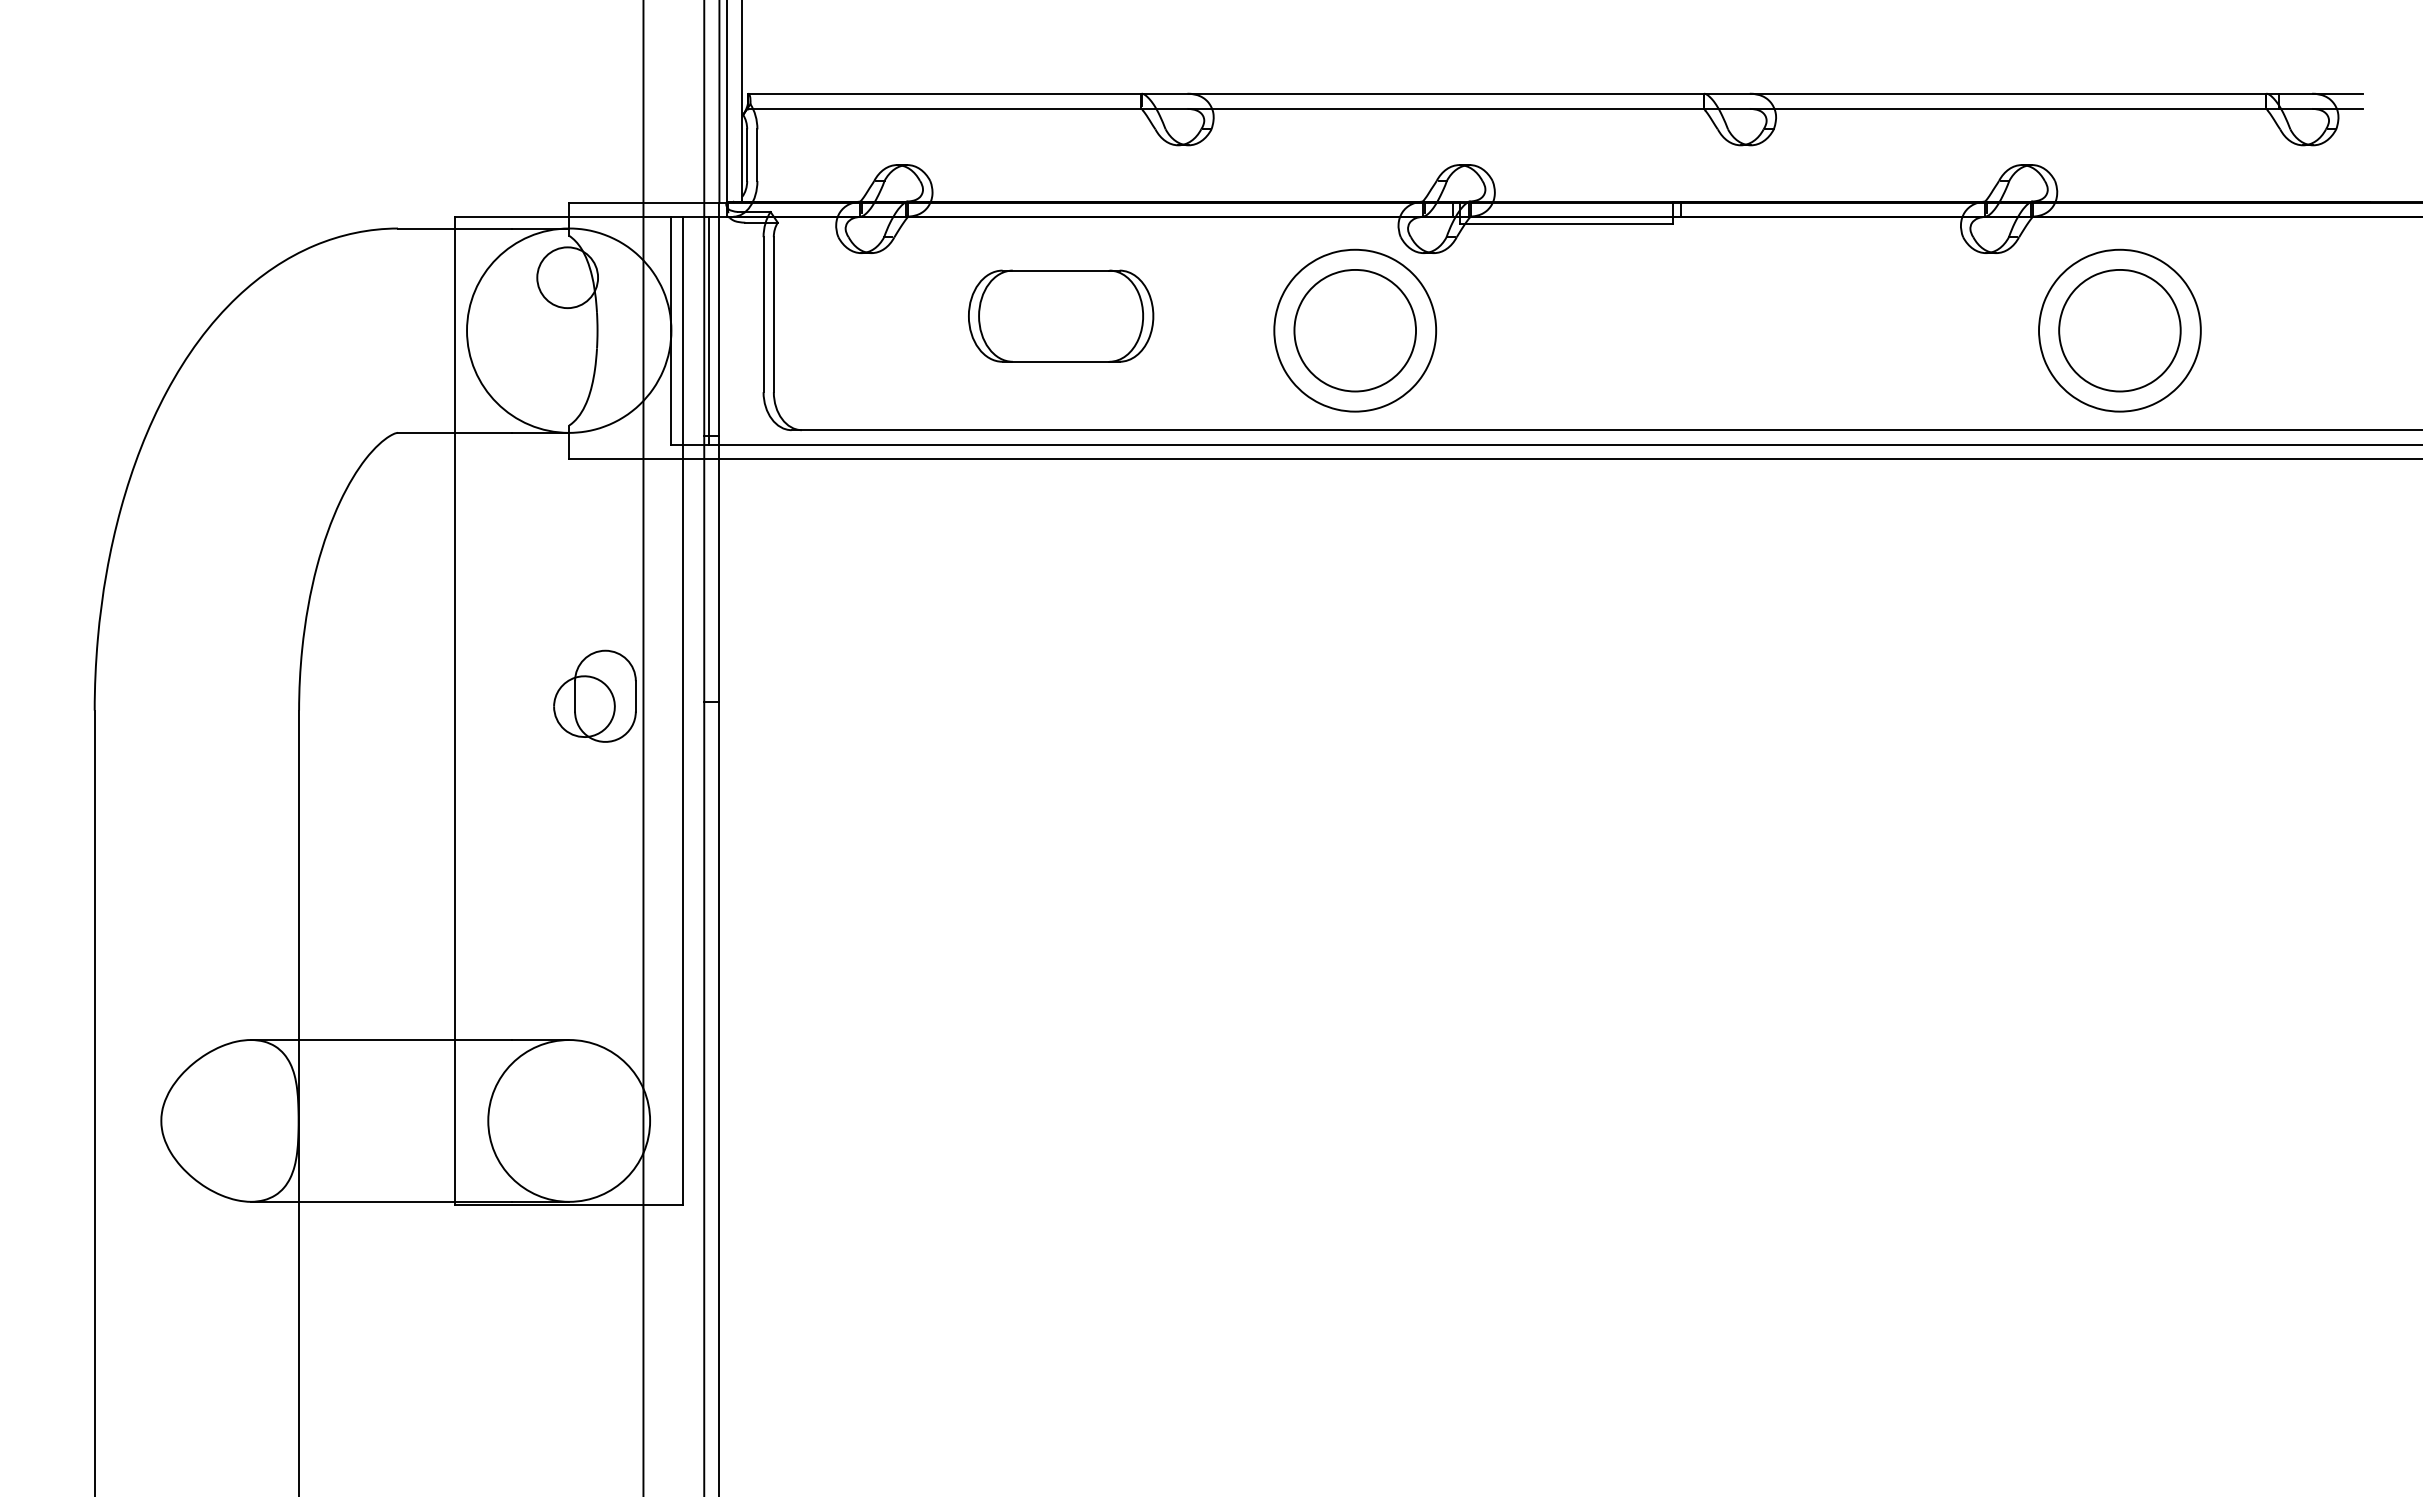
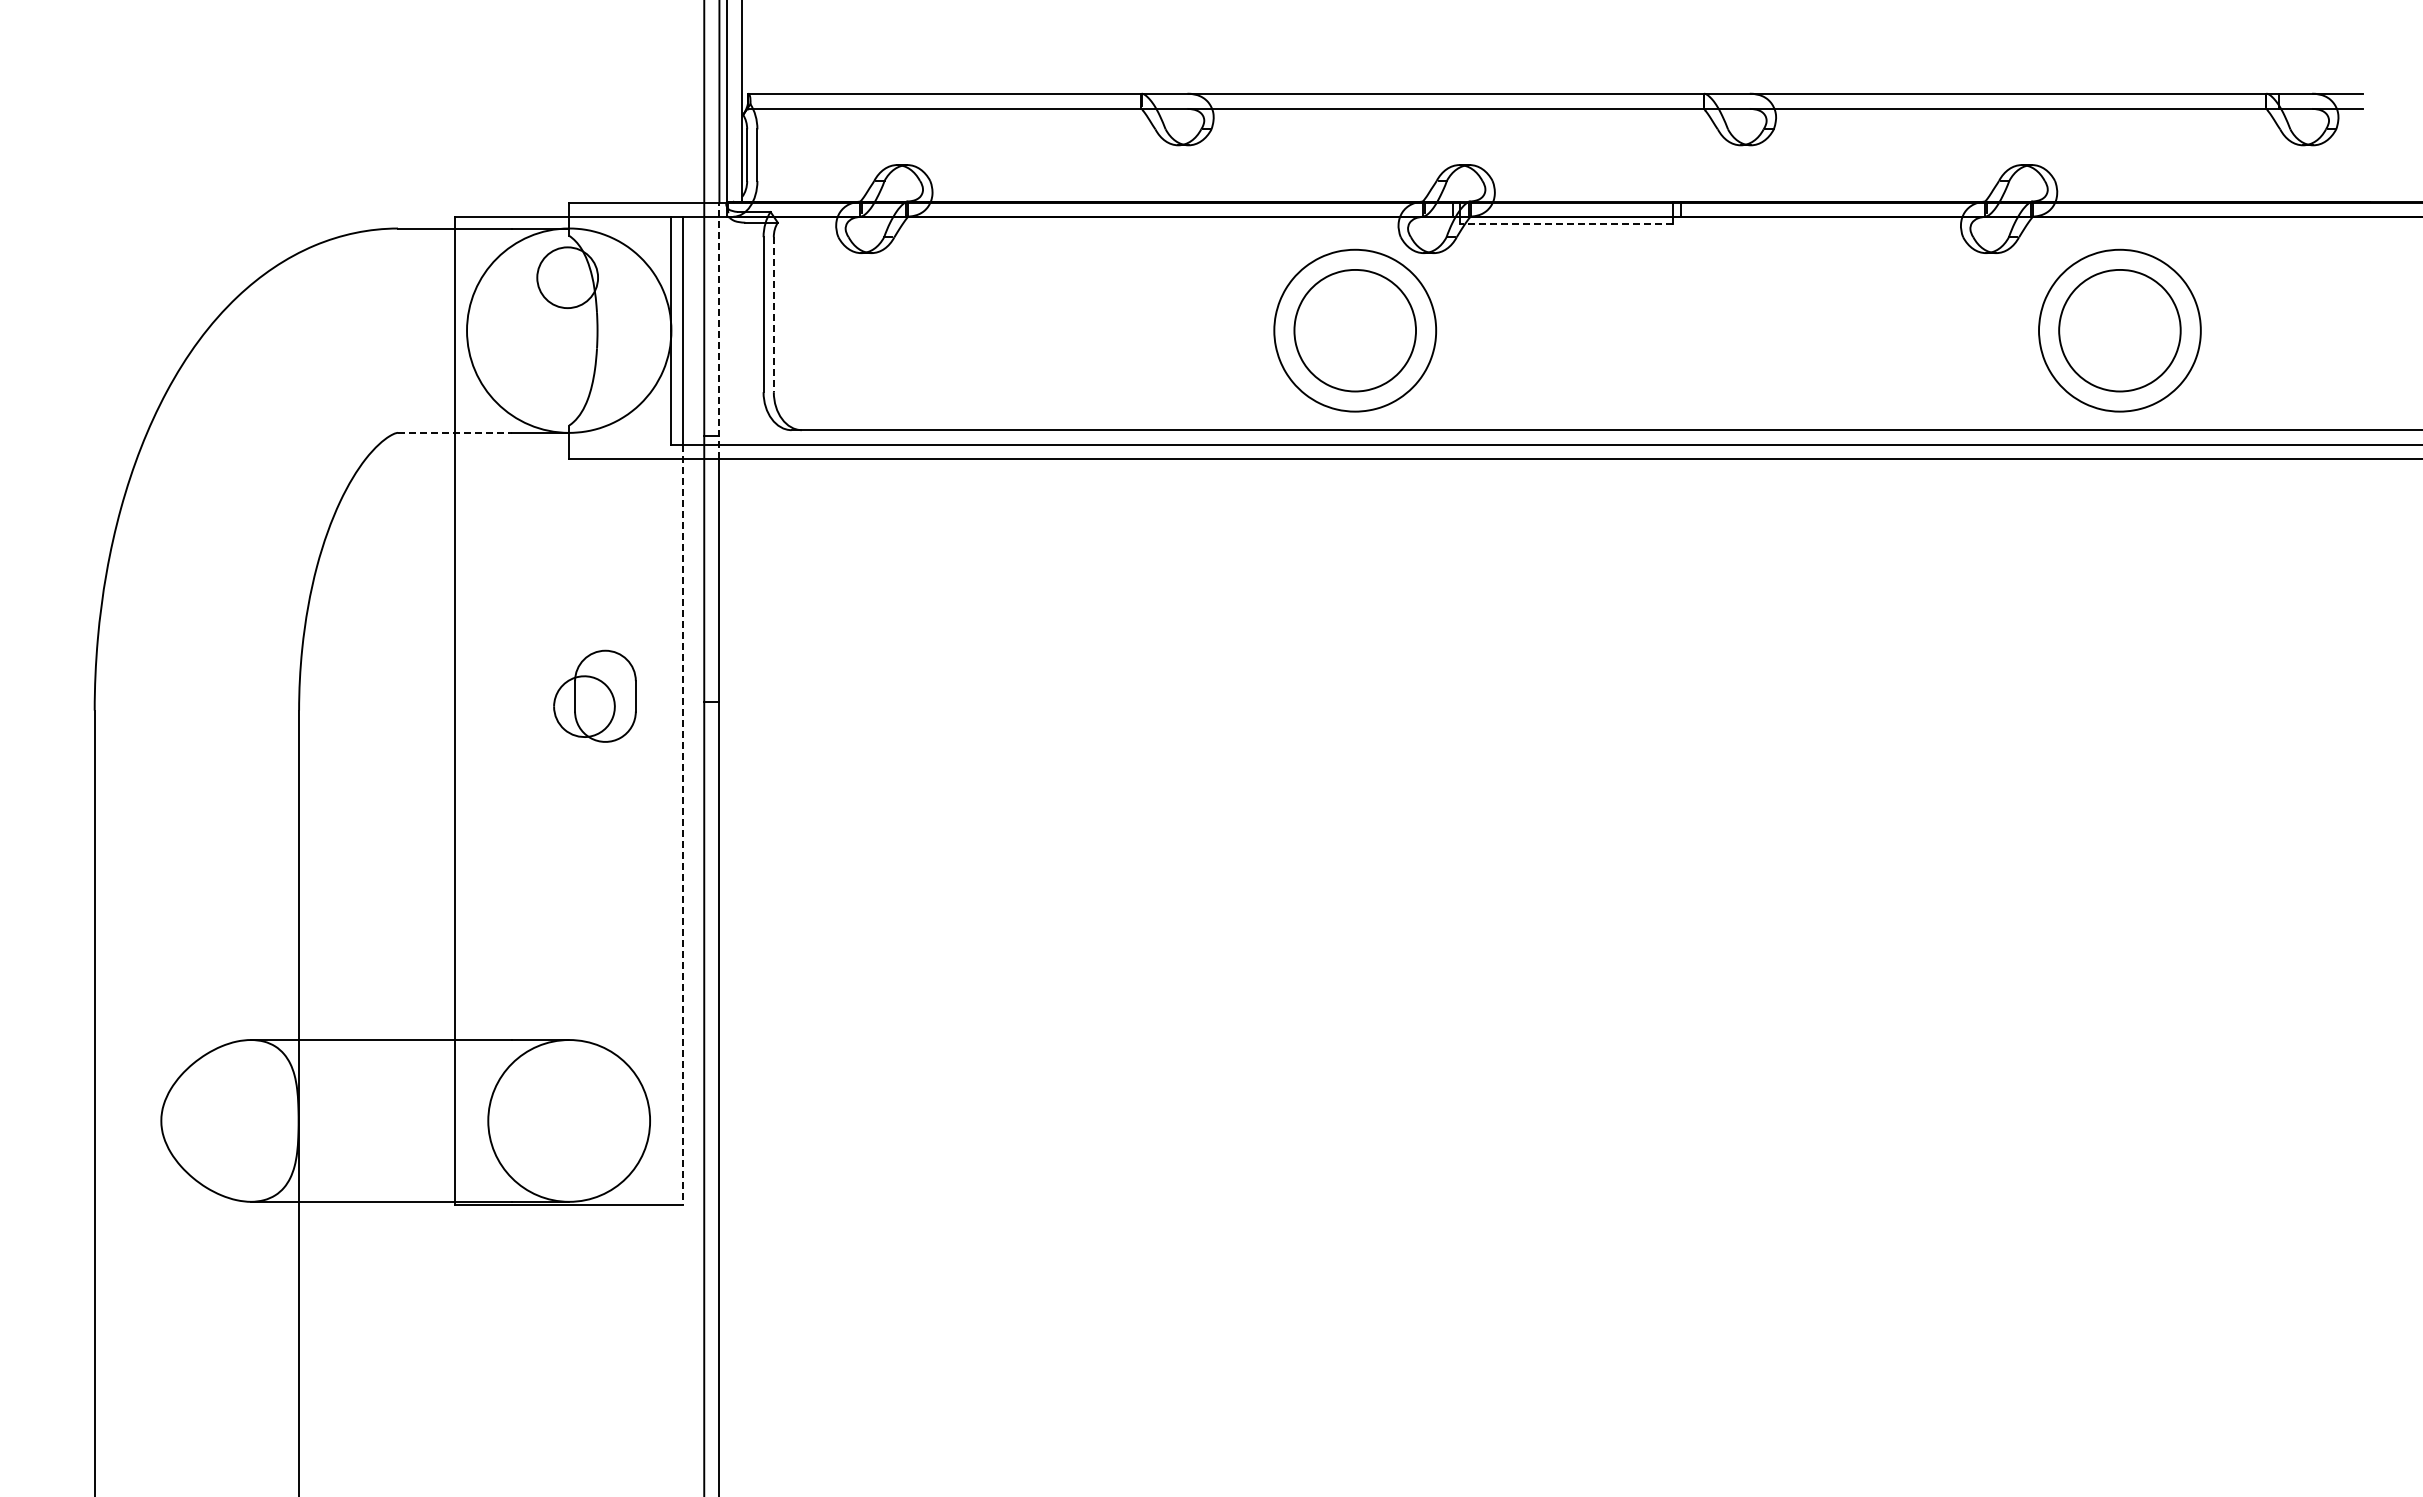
line: solid -> dashed (1566, 224)
line: solid -> dashed (773, 315)
part: present -> none (1061, 315)
line: present -> none (709, 330)
line: solid -> dashed (719, 330)
line: solid -> dashed (454, 432)
line: present -> none (643, 747)
line: solid -> dashed (683, 824)
